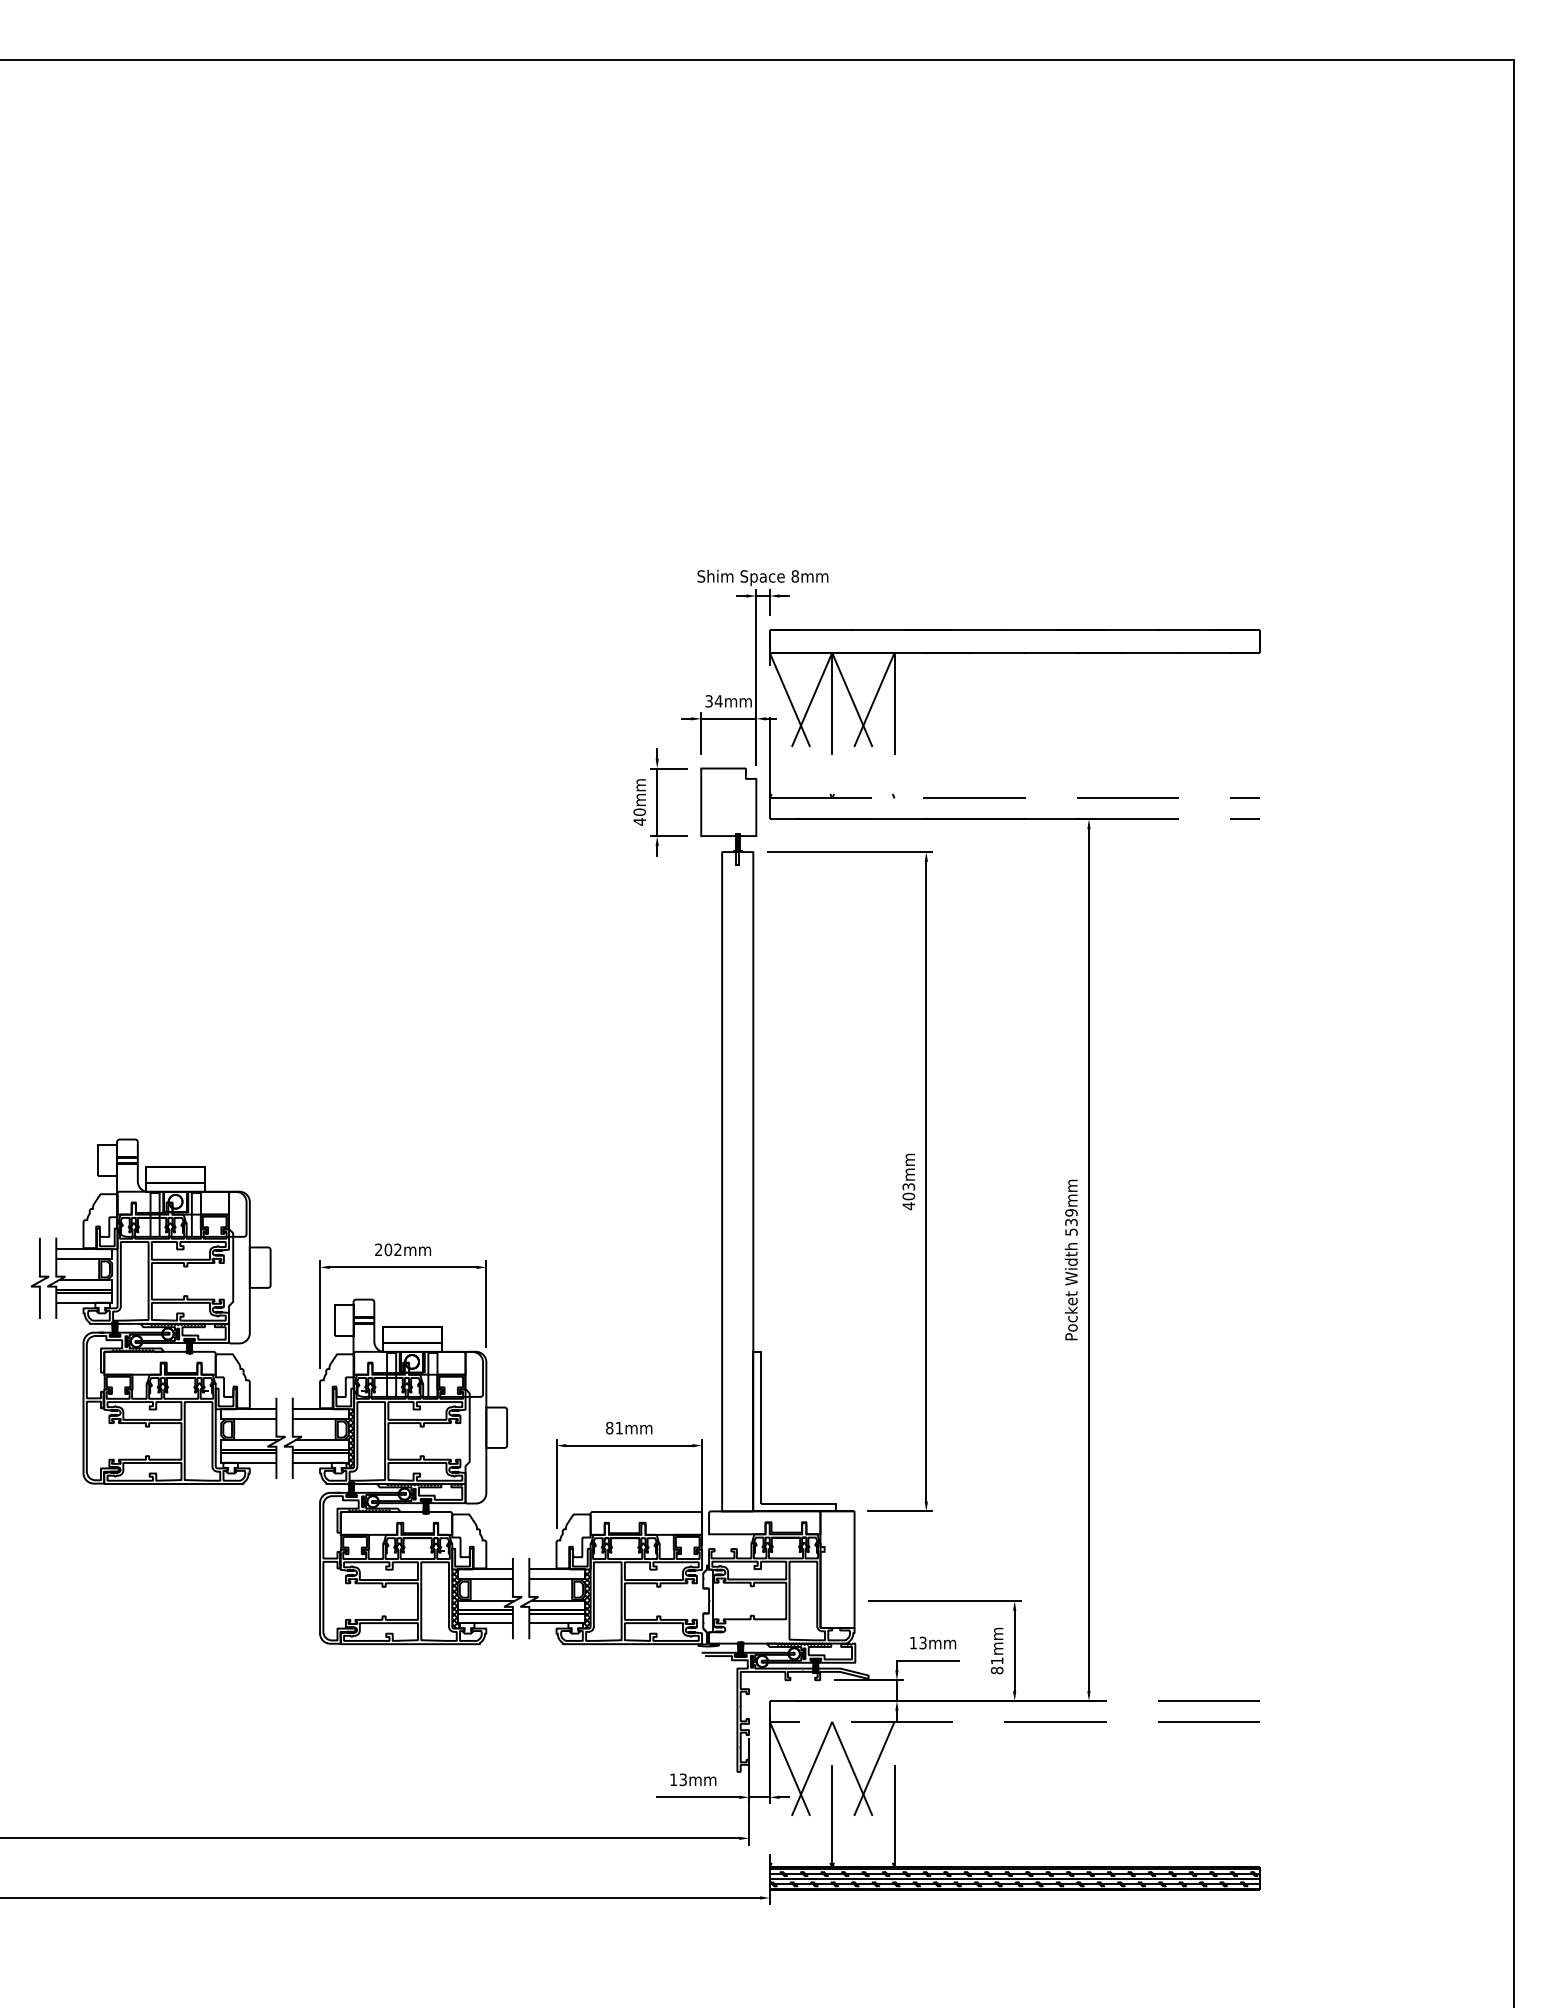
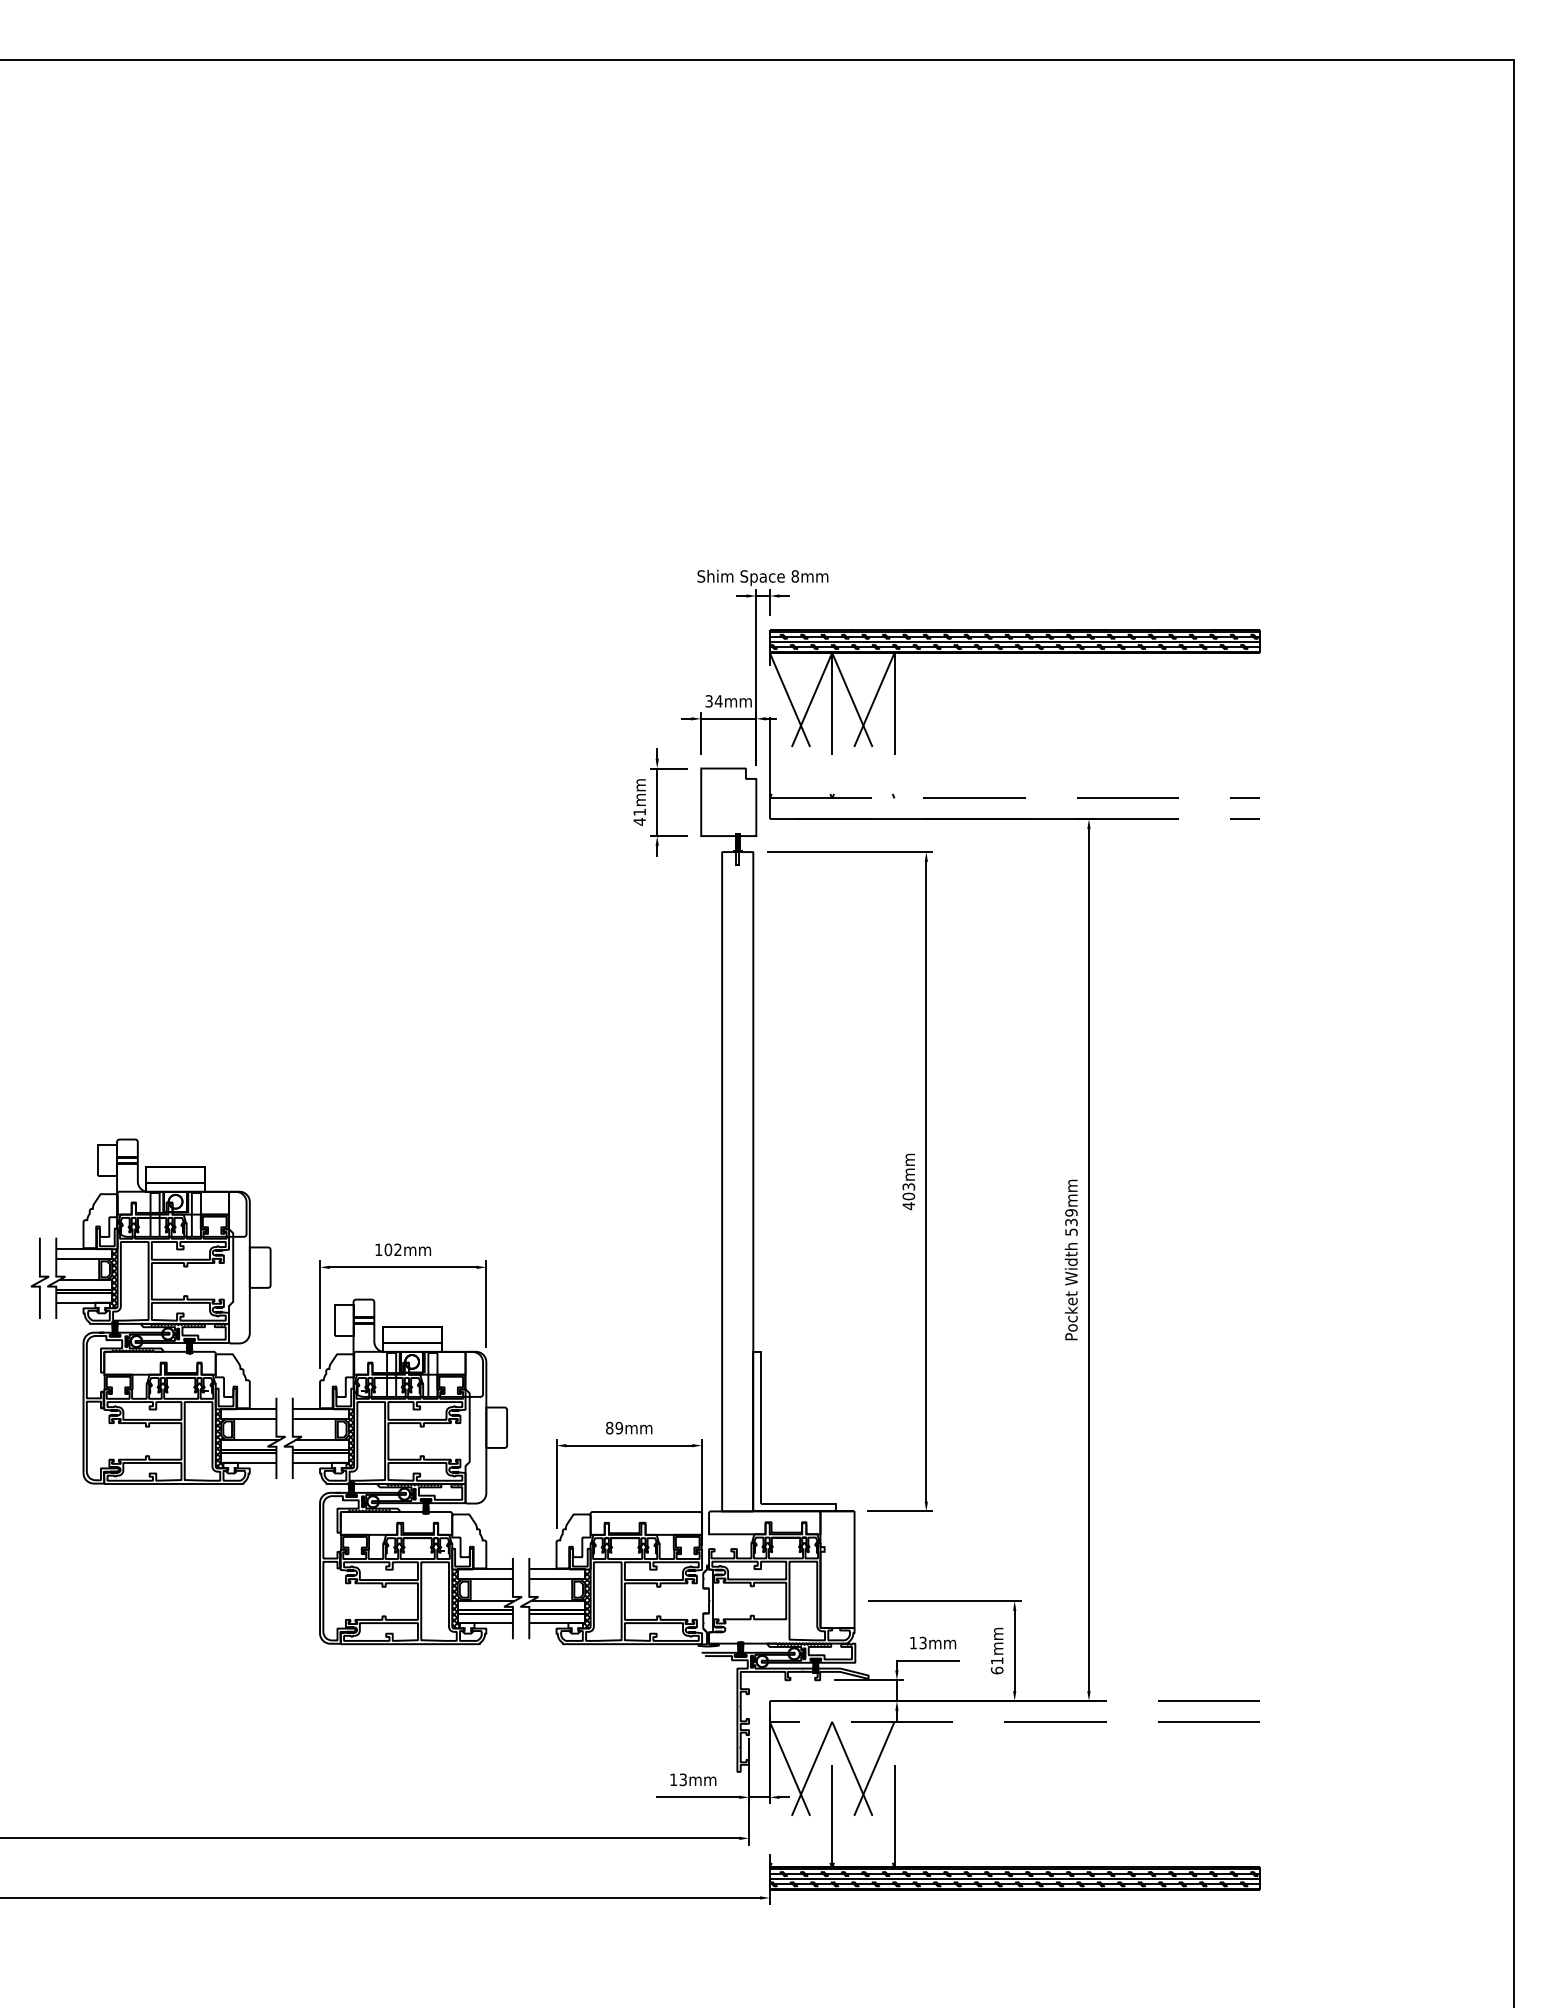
hatch: none -> present (1014, 641)
text: 40mm -> 41mm (639, 811)
text: 202mm -> 102mm (378, 1249)
hatch: none -> present (112, 1278)
text: 81mm -> 89mm (619, 1427)
hatch: none -> present (219, 1438)
text: 81mm -> 61mm (997, 1670)
